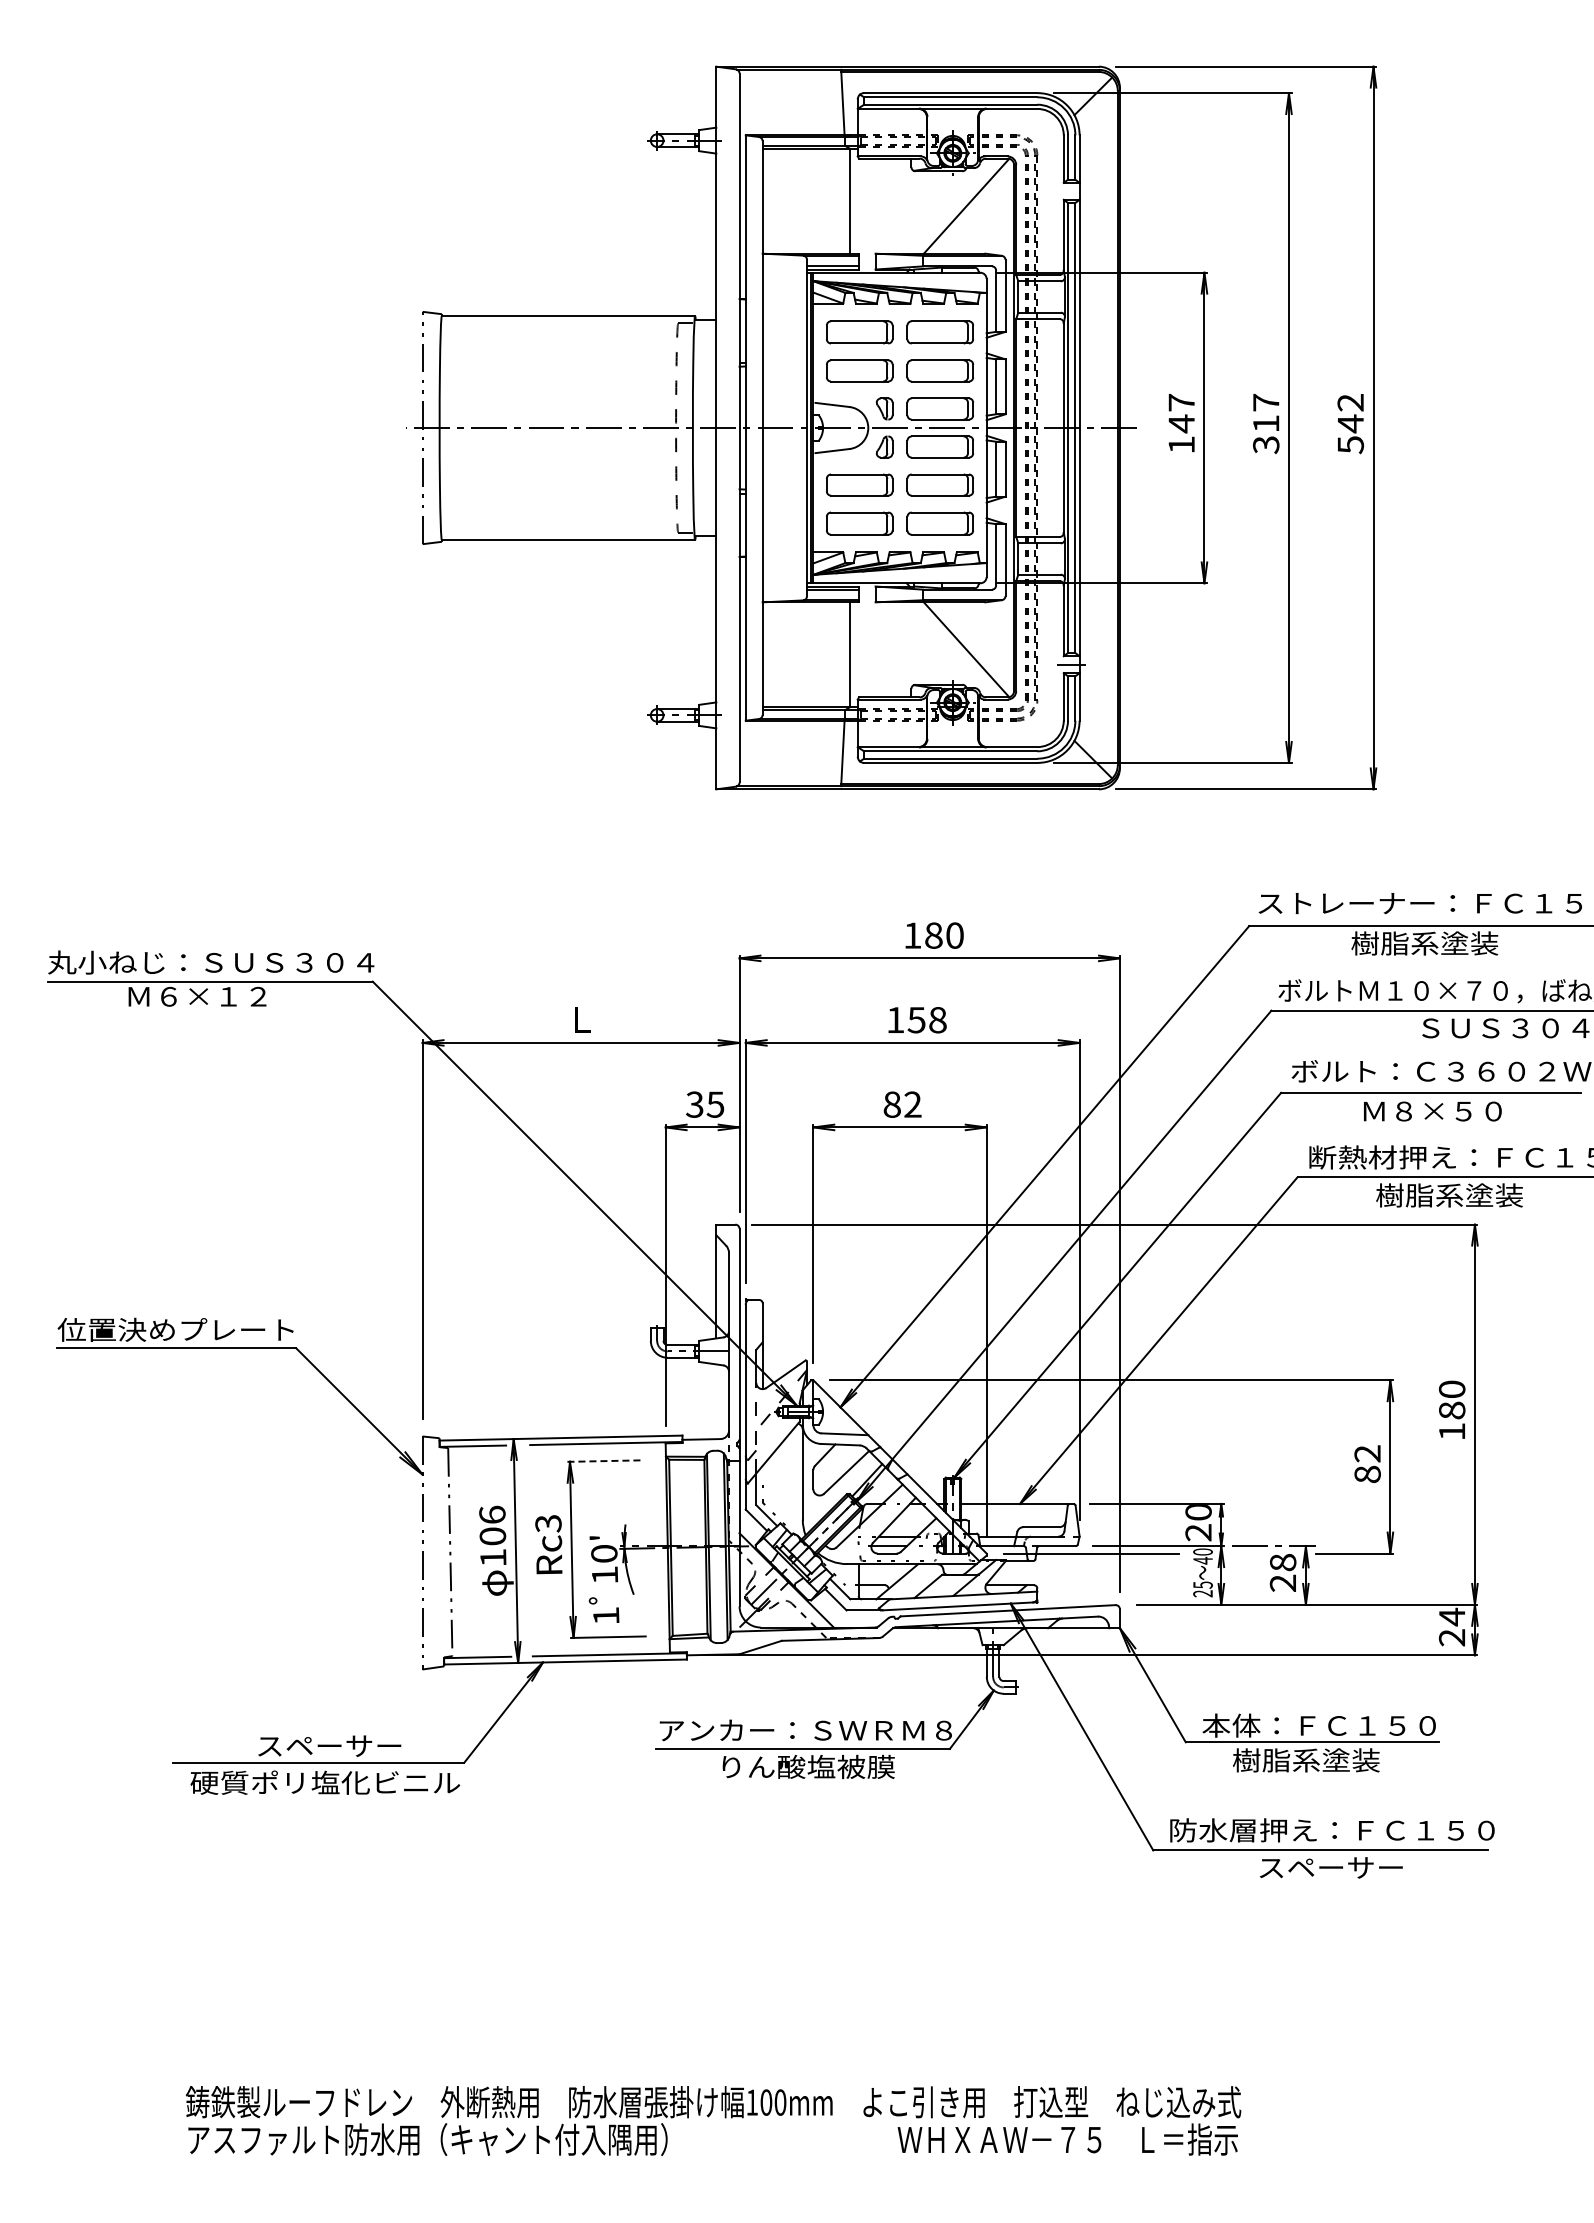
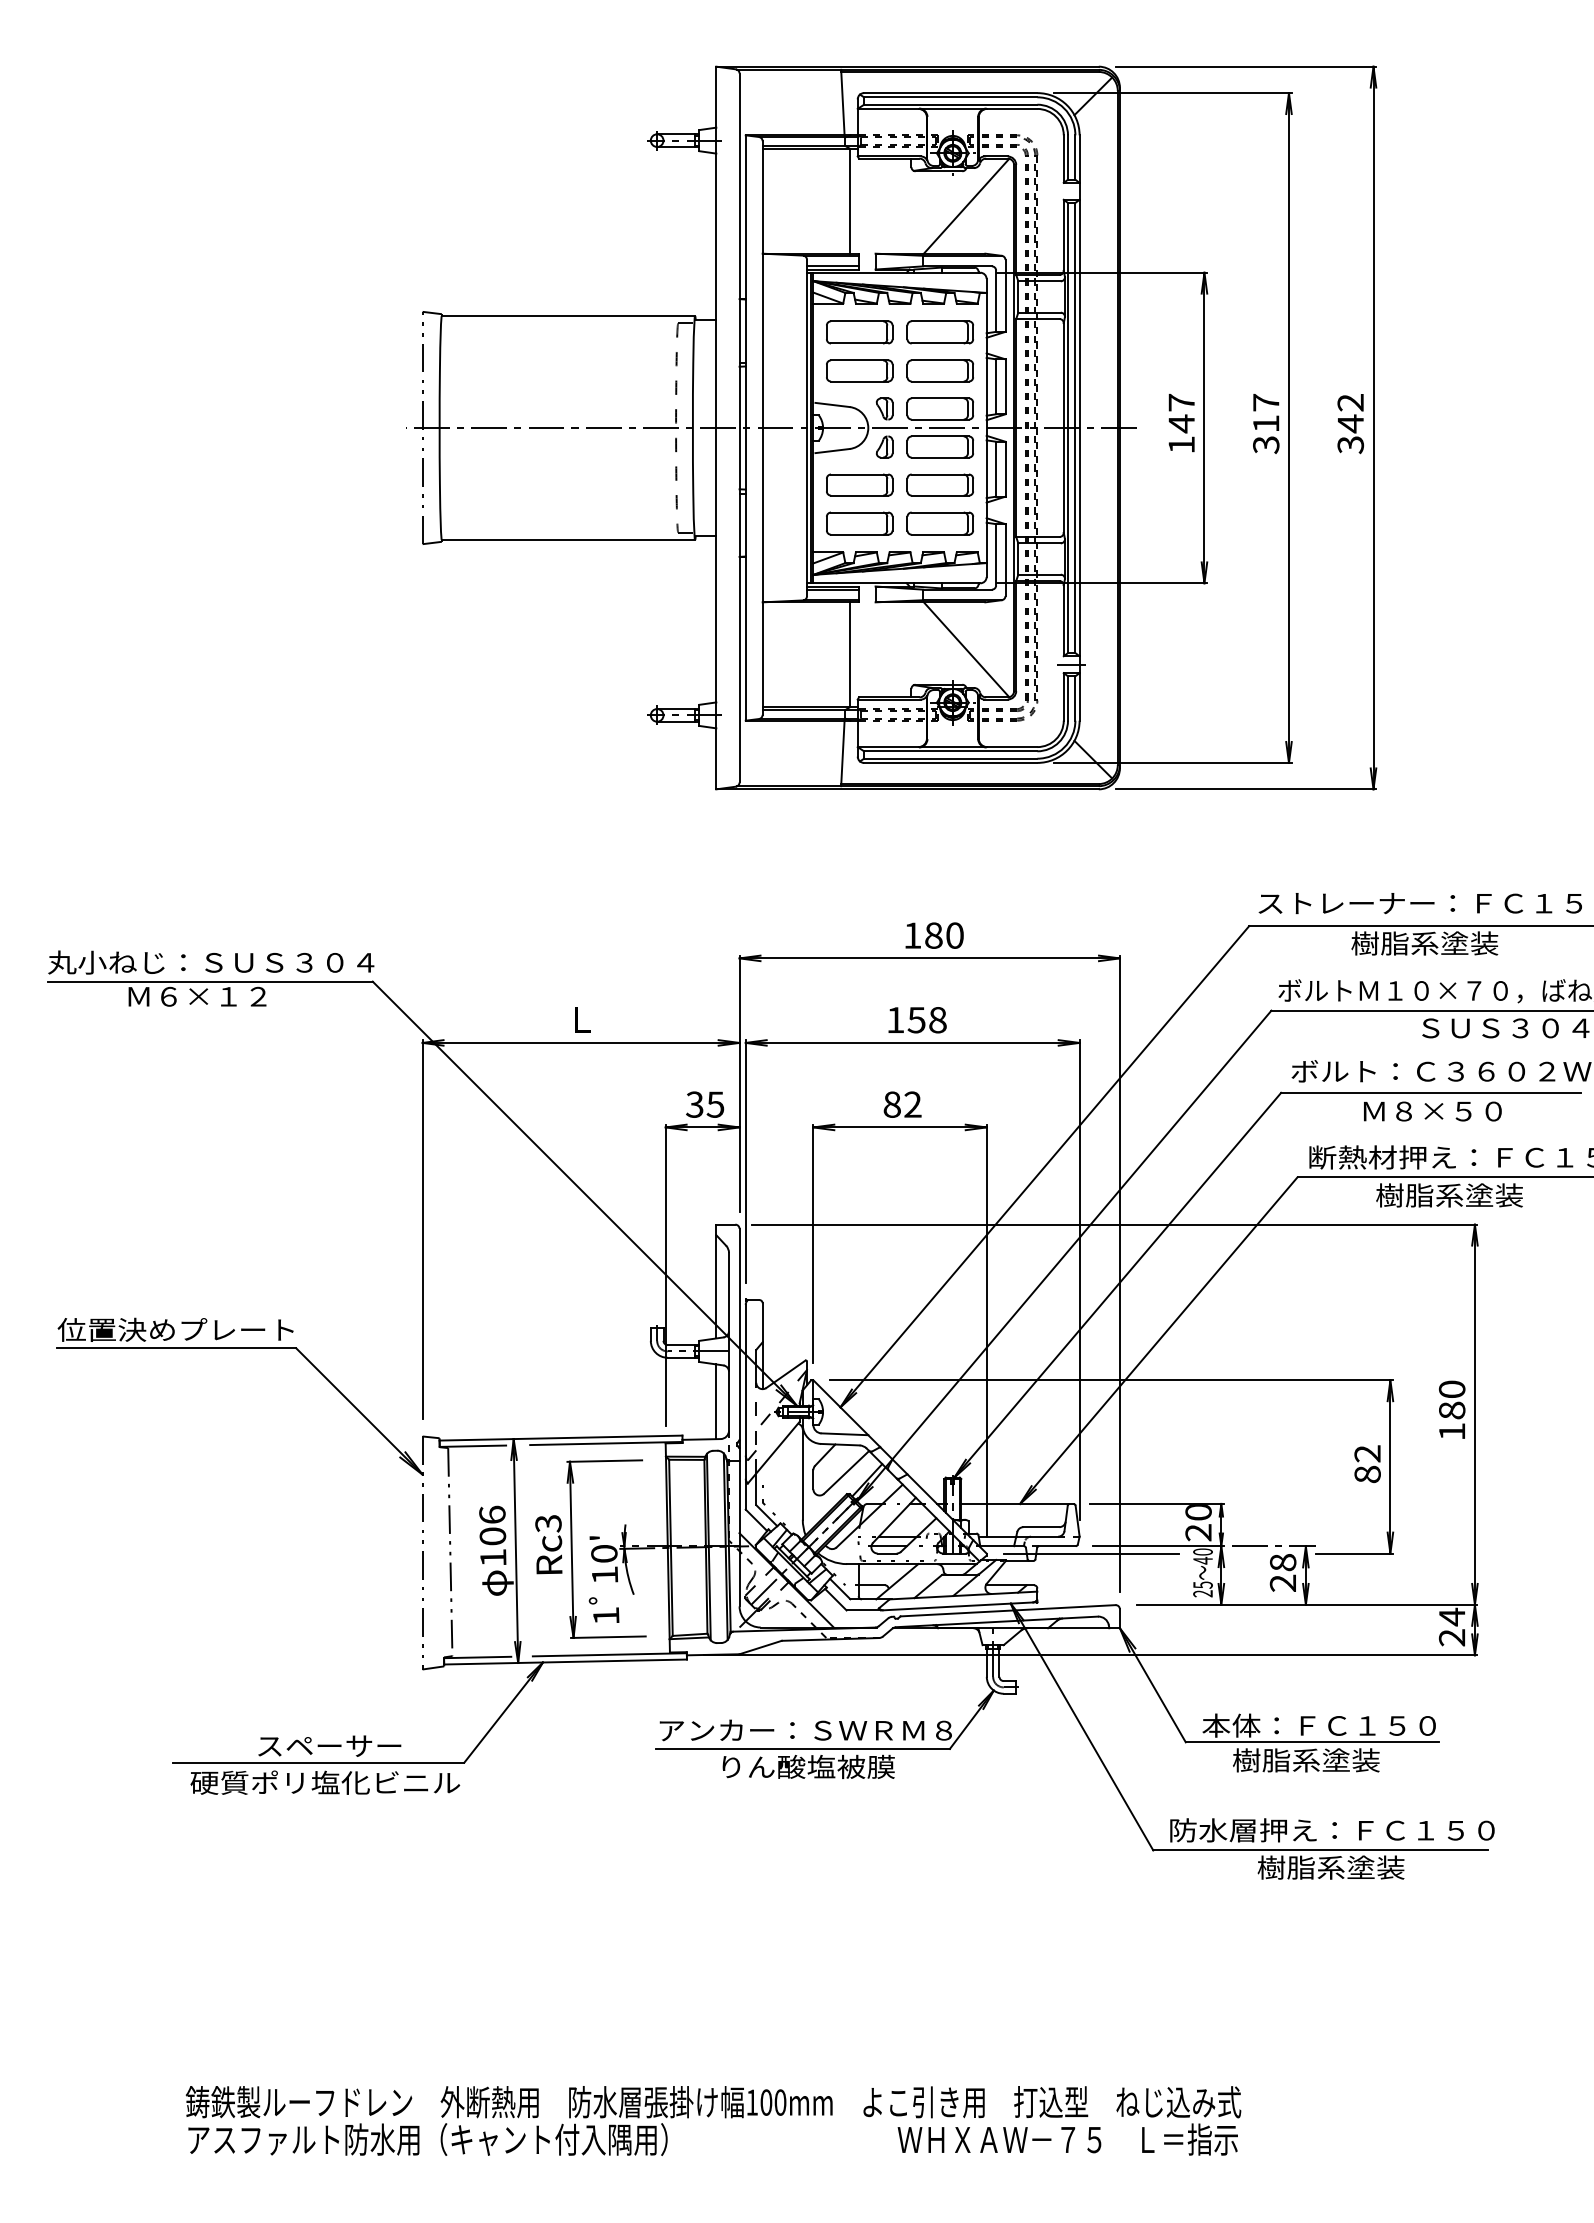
text: 542 -> 342 (1350, 444)
line: none -> present (716, 1401)
line: dashed -> solid (605, 1461)
text: スペーサー -> 樹脂系塗装 (1330, 1867)
